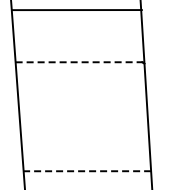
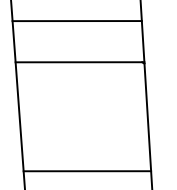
line position: (76, 10) -> (76, 21) (76, 21)
line: dashed -> solid (80, 62)
line: dashed -> solid (87, 171)
